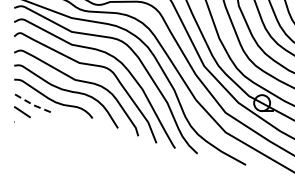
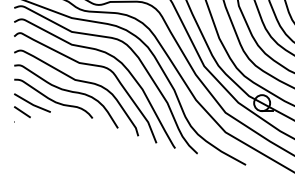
line: dashed -> solid (31, 104)
